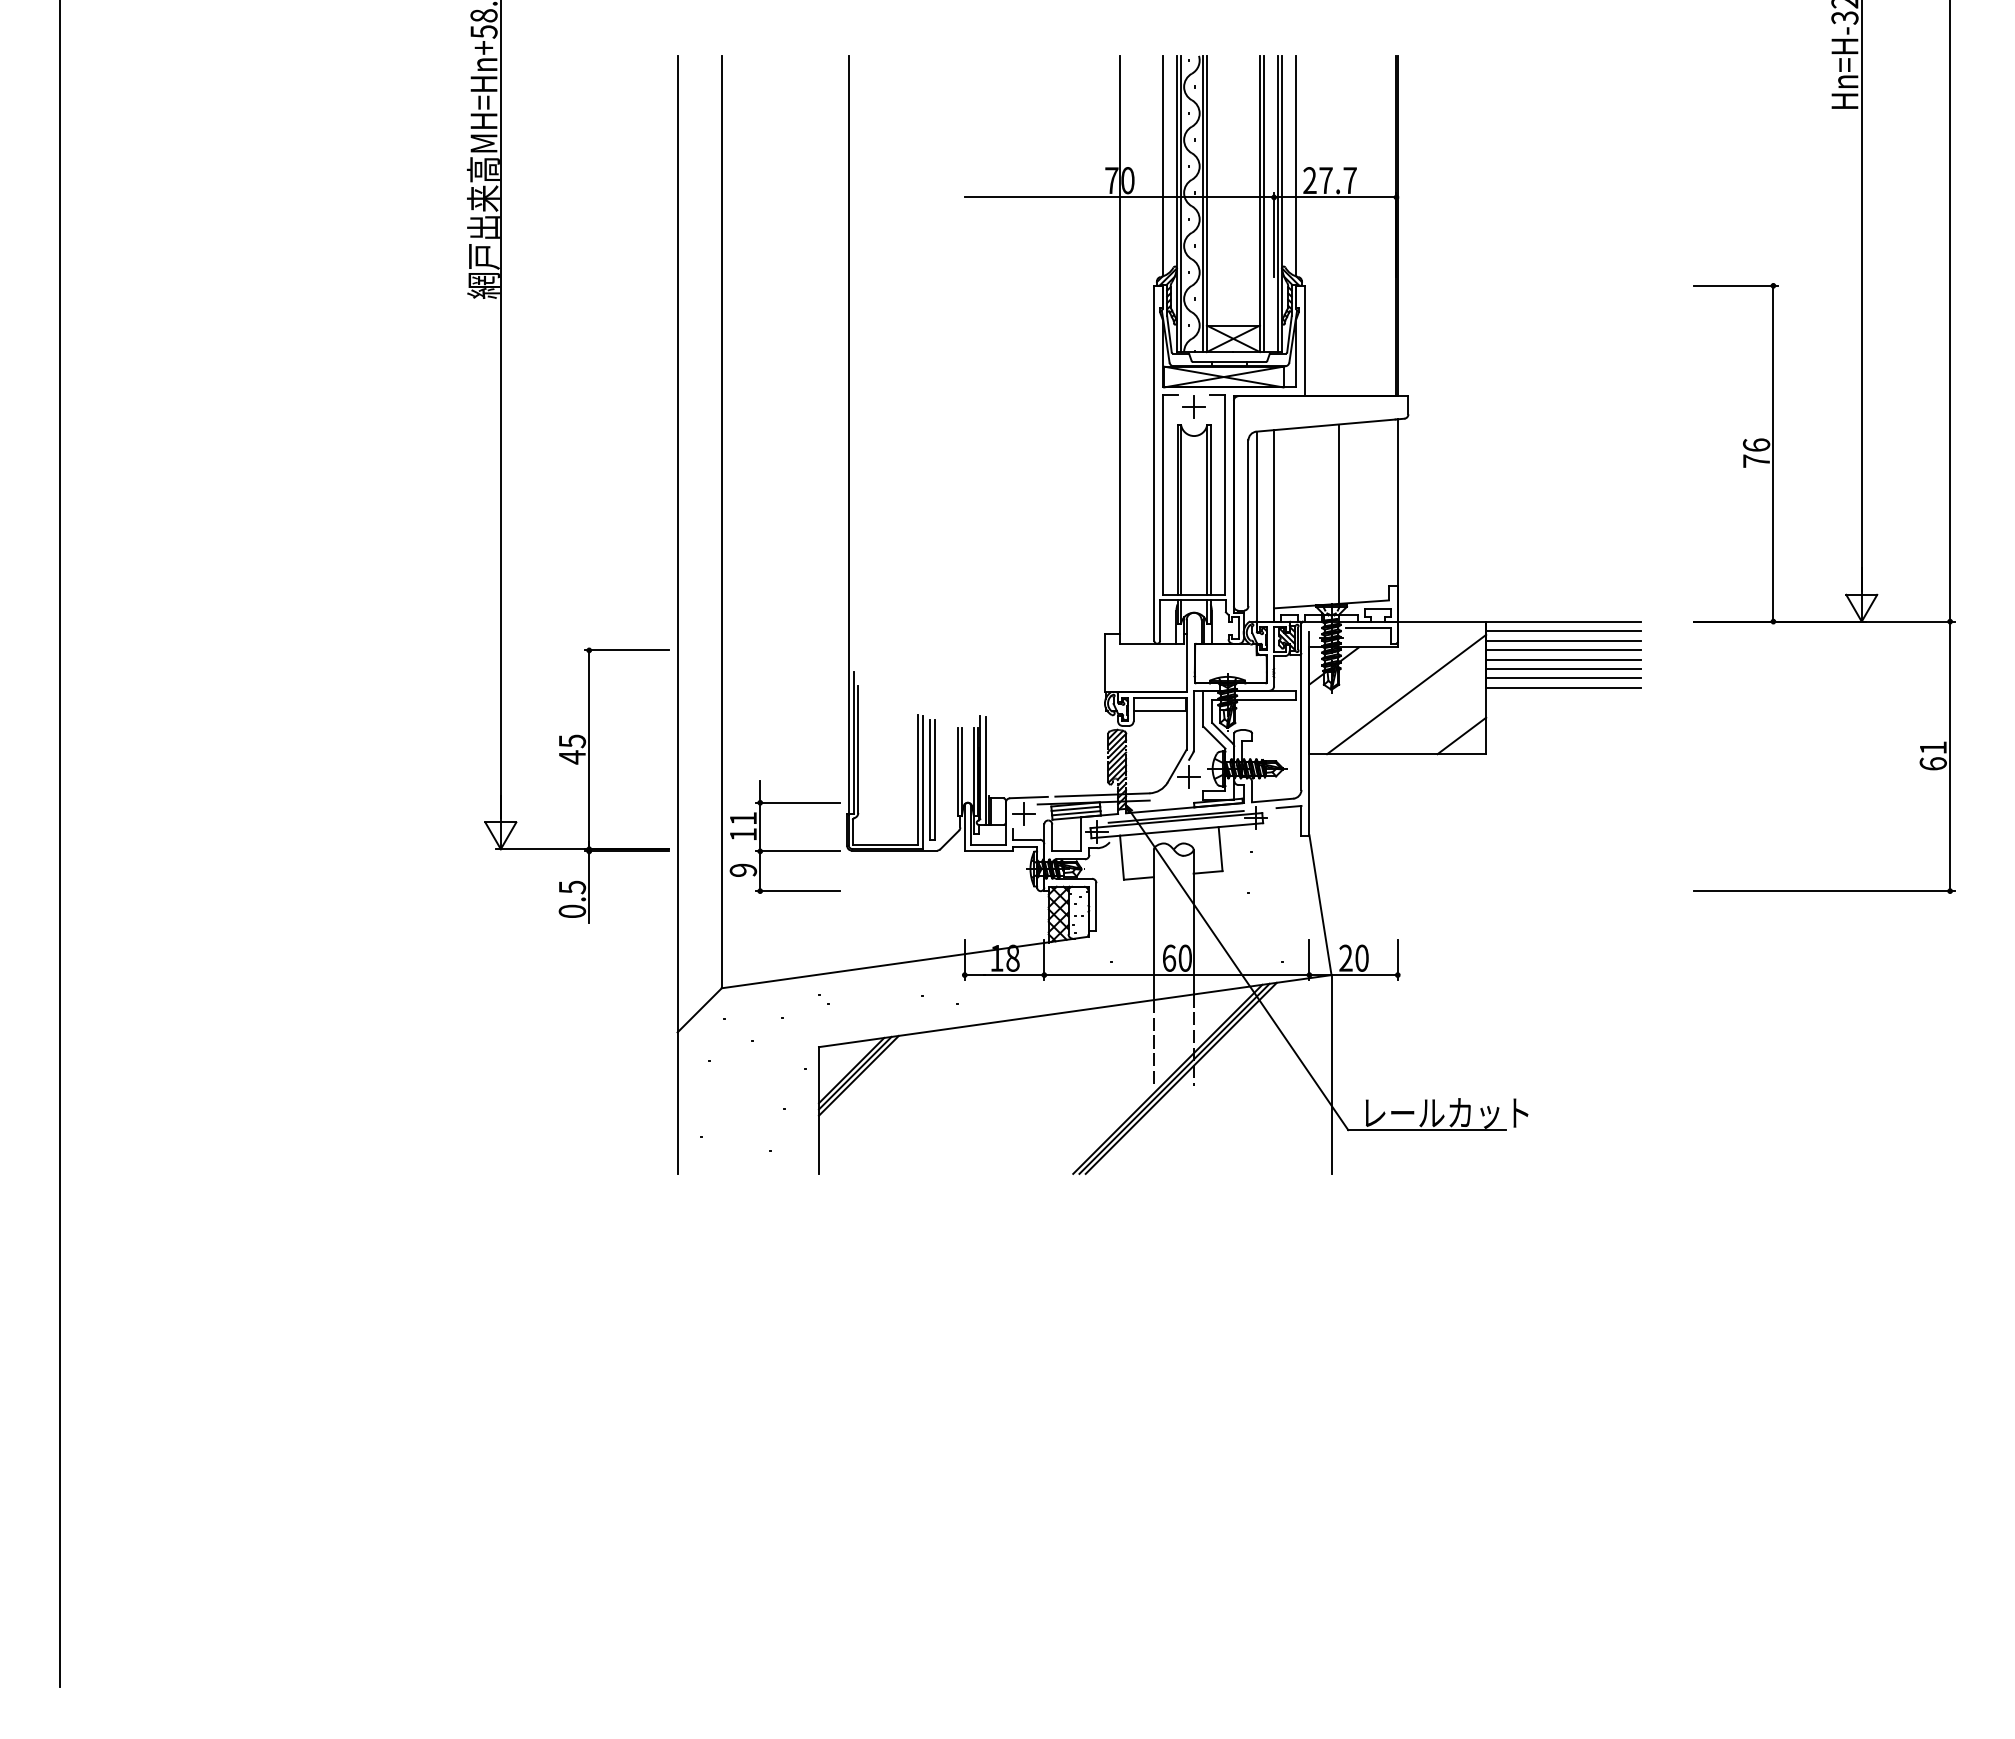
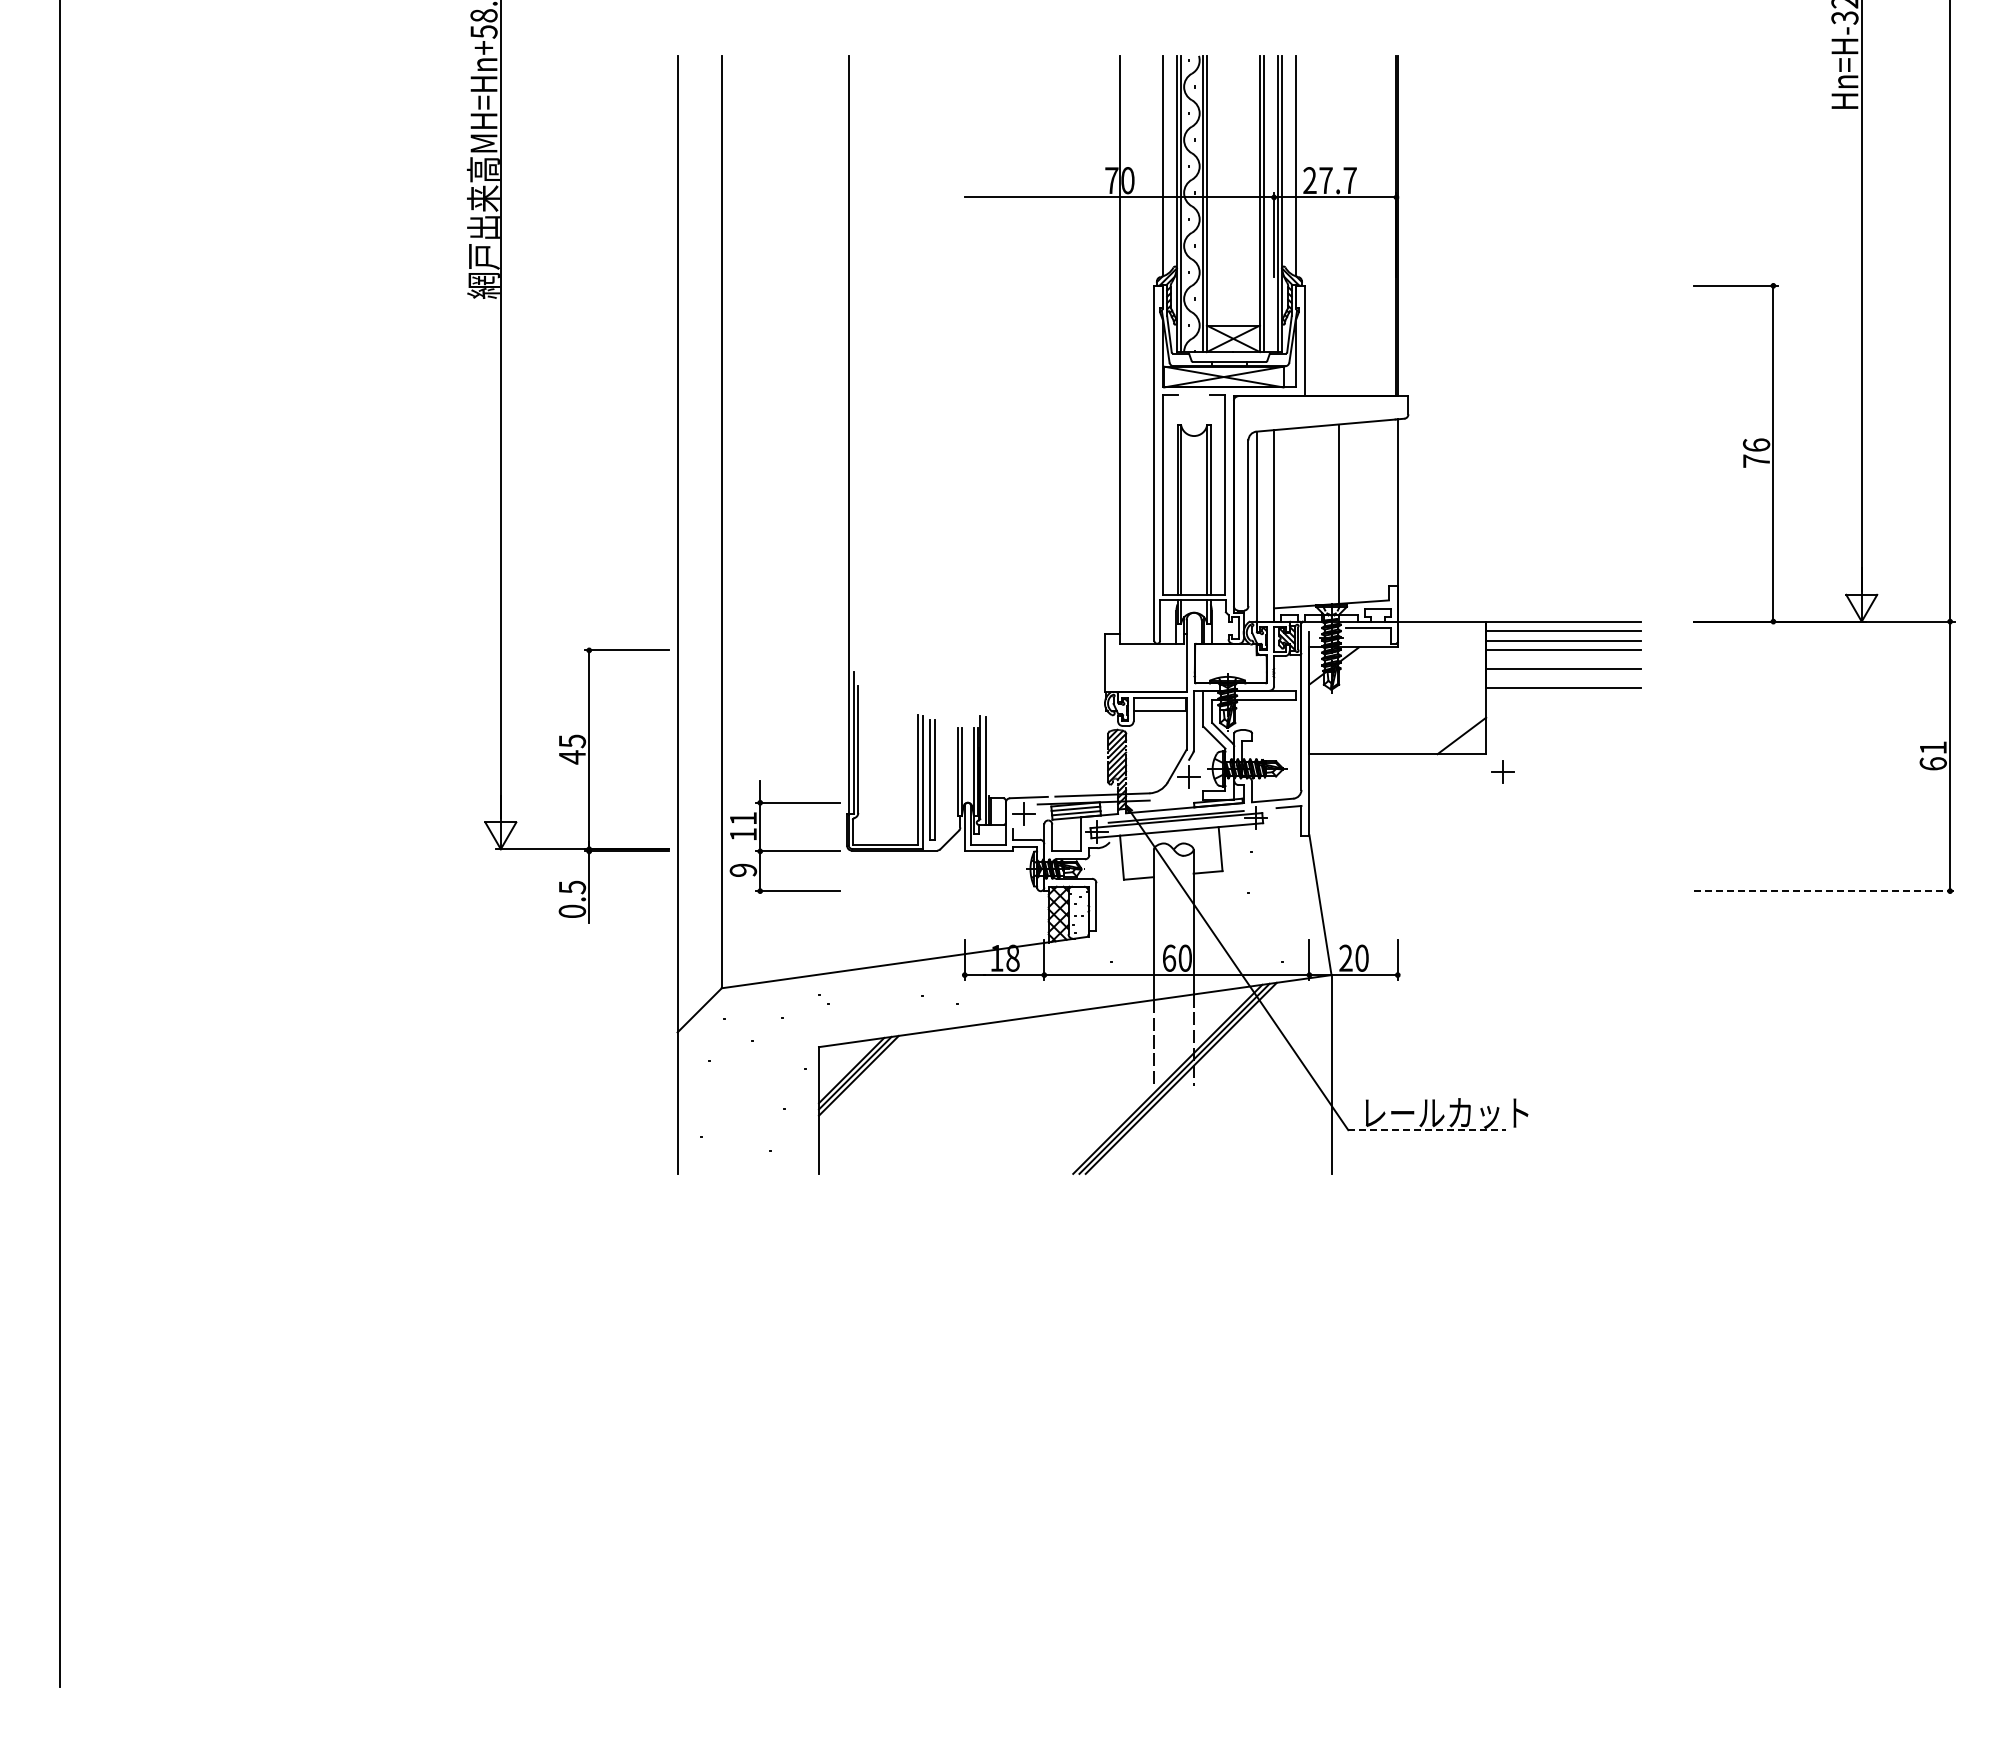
part position: (1193, 406) -> (1502, 771) (1502, 771)
line: present -> none (1563, 659)
line: present -> none (1563, 678)
line: present -> none (1406, 694)
line: solid -> dashed (1824, 891)
line: solid -> dashed (1427, 1130)
